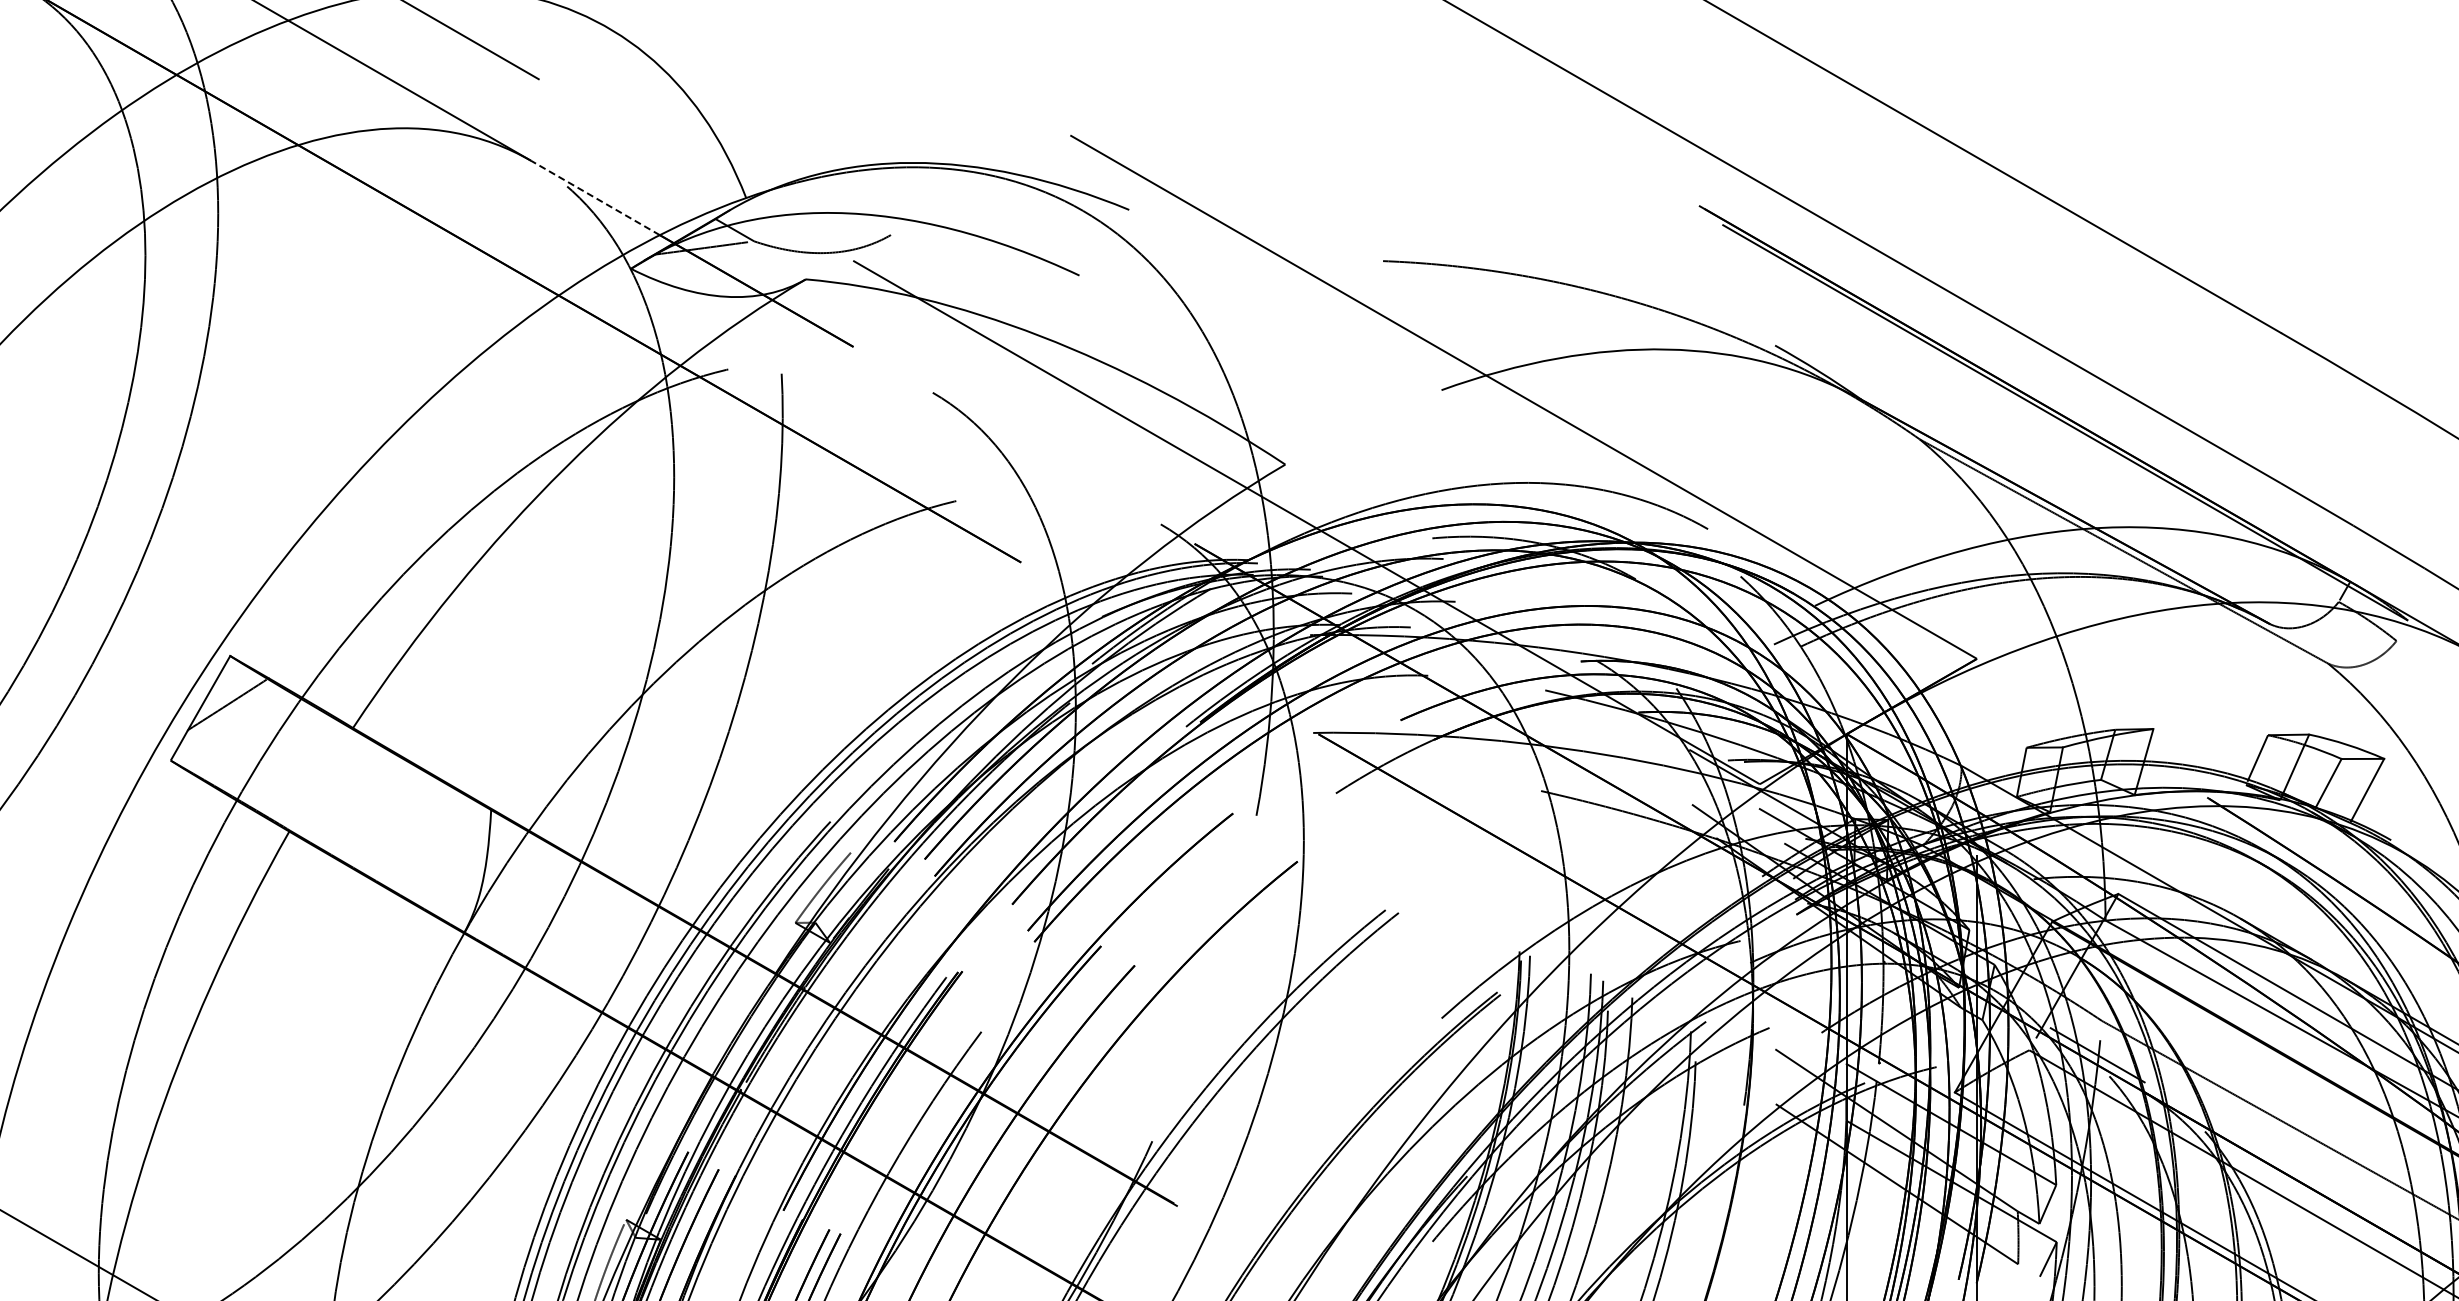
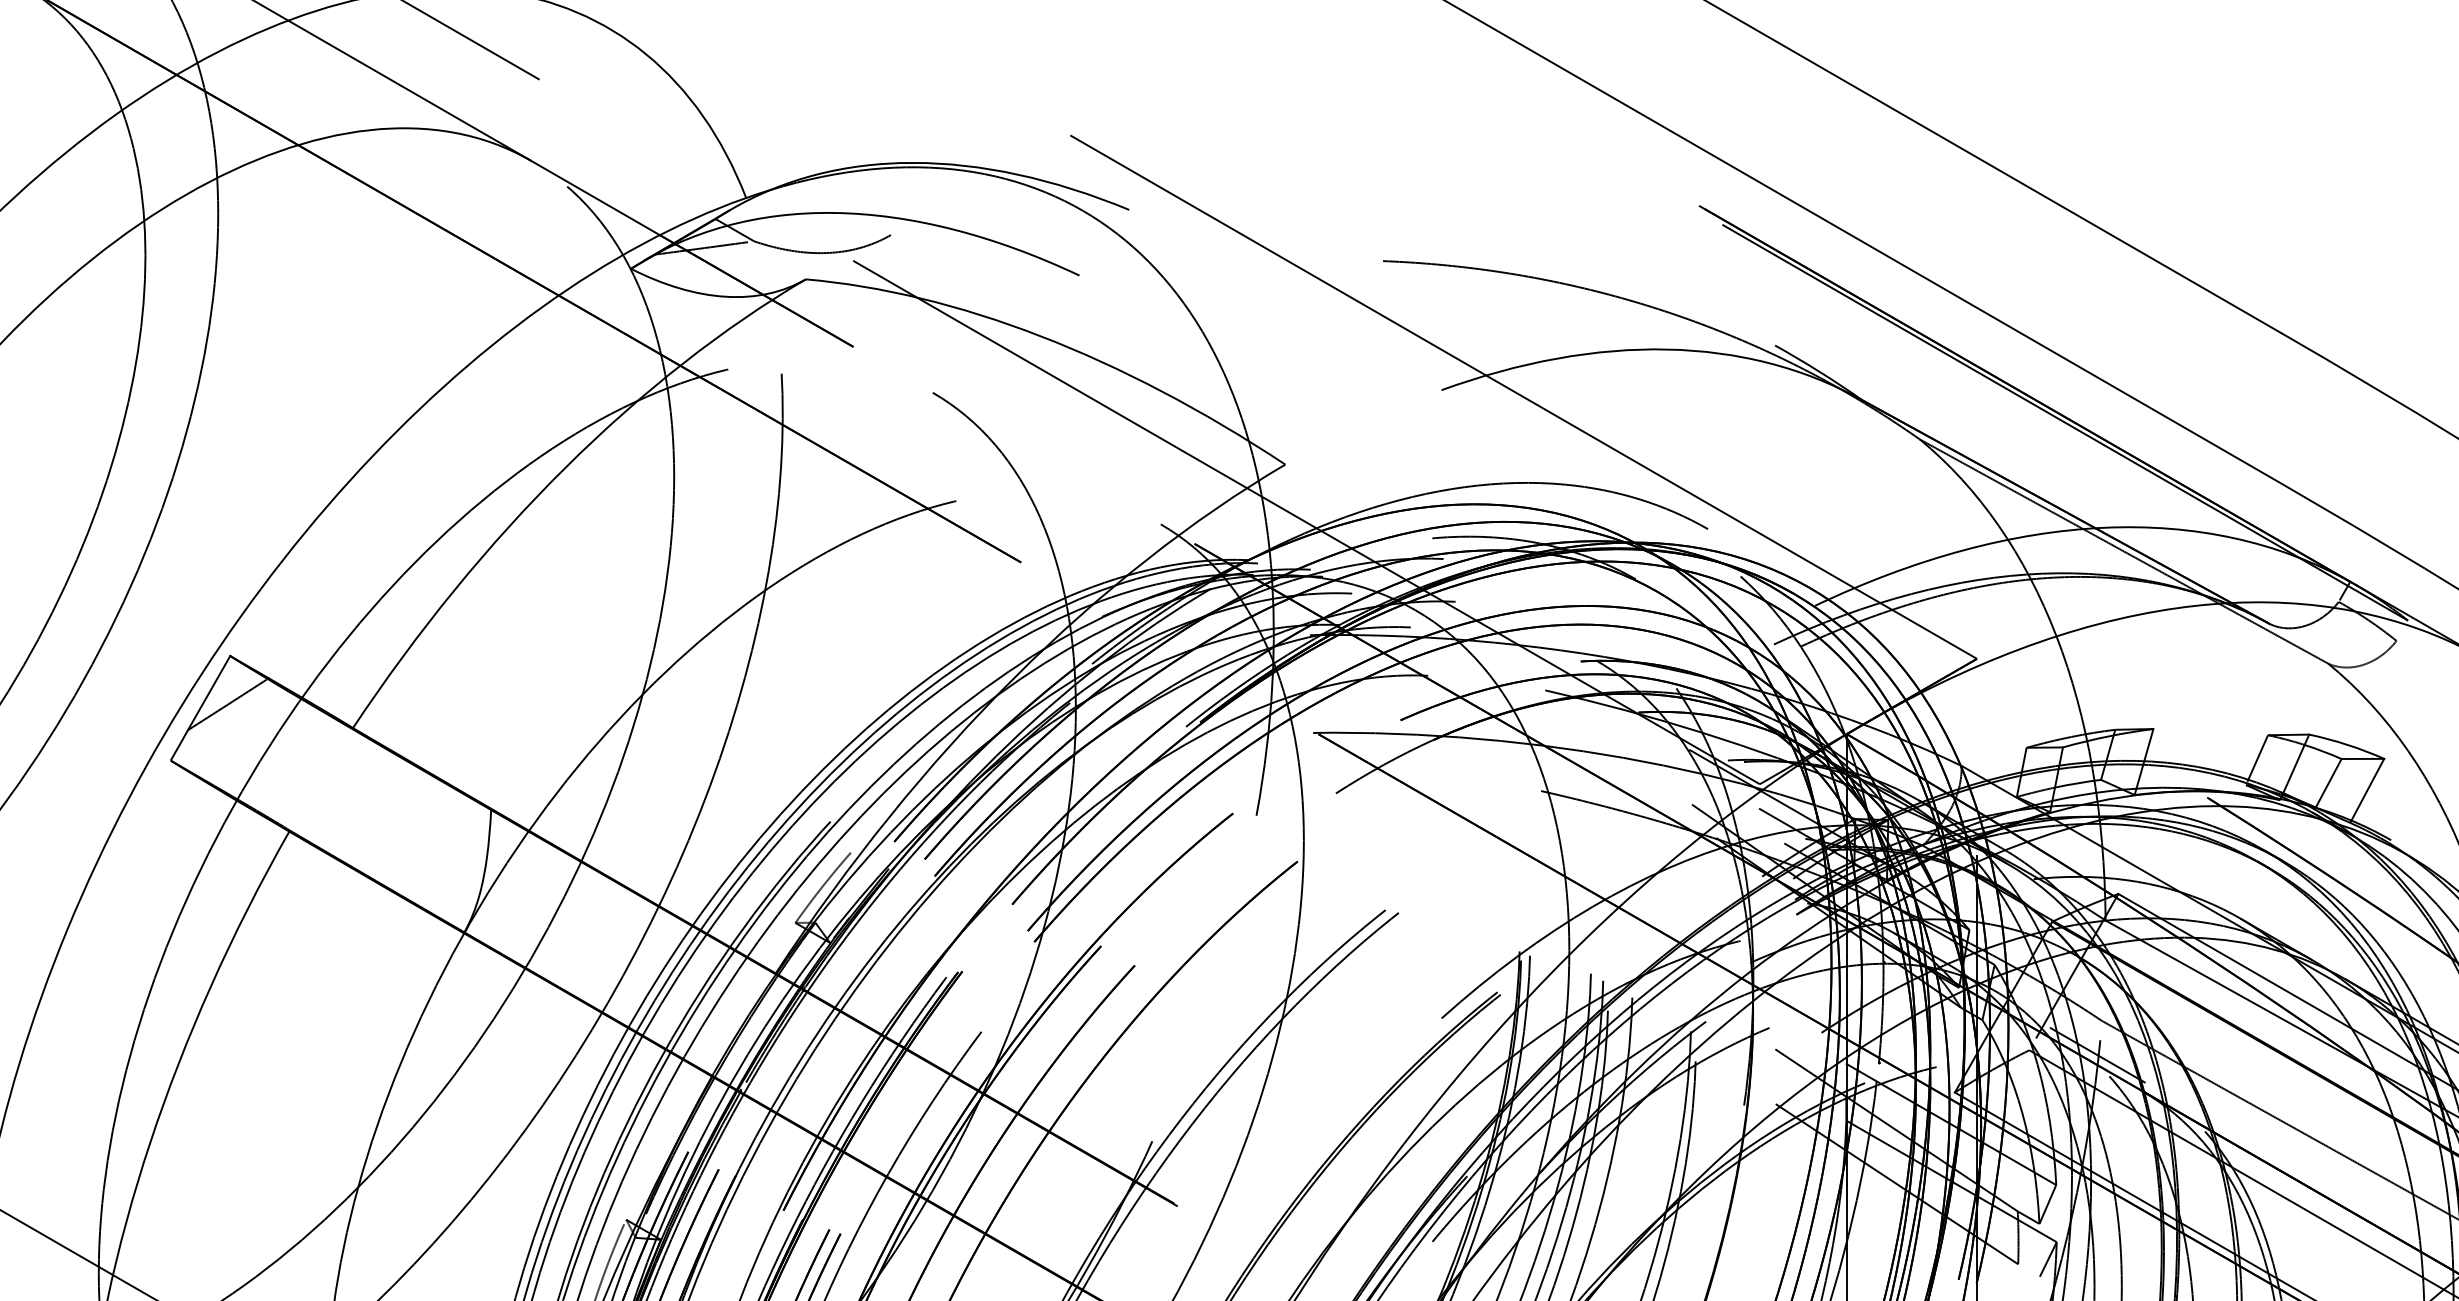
line: dashed -> solid (595, 197)
